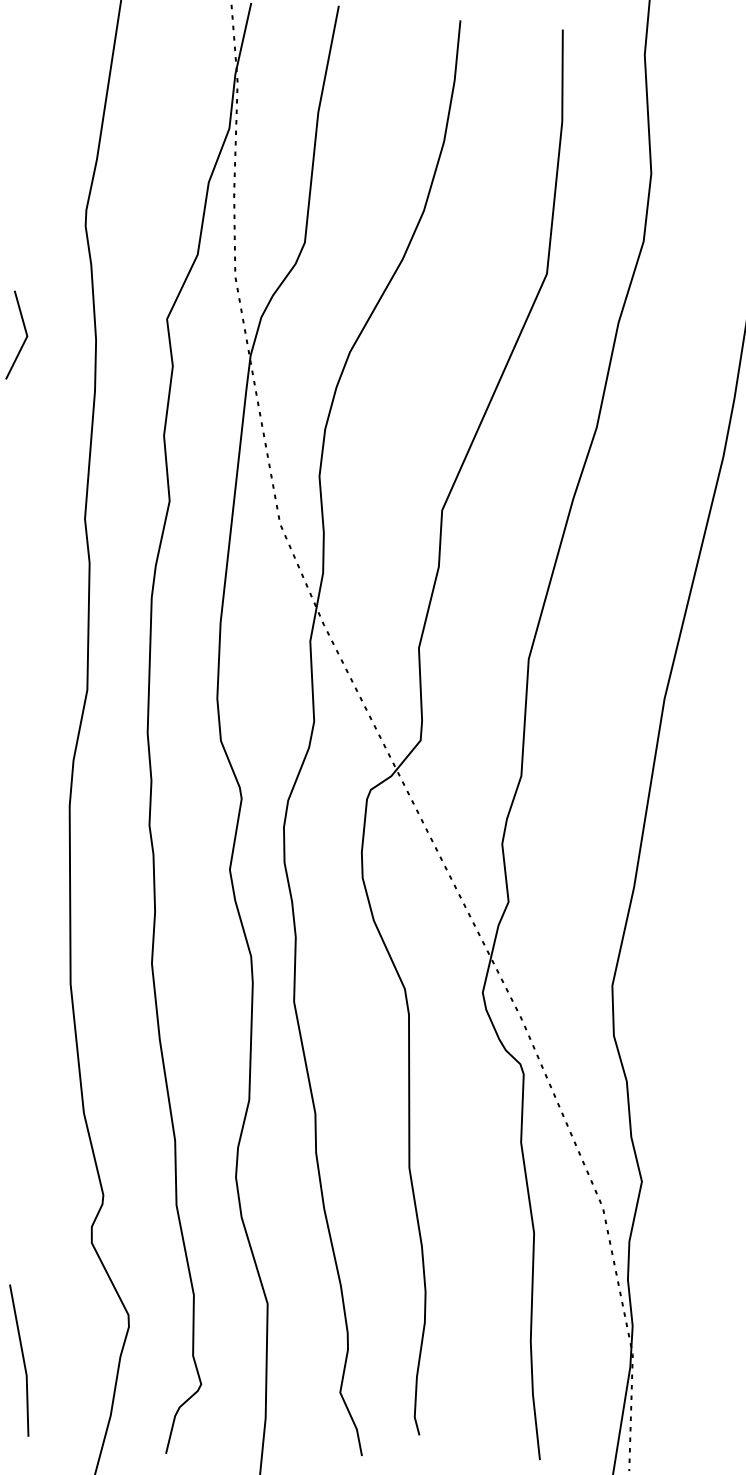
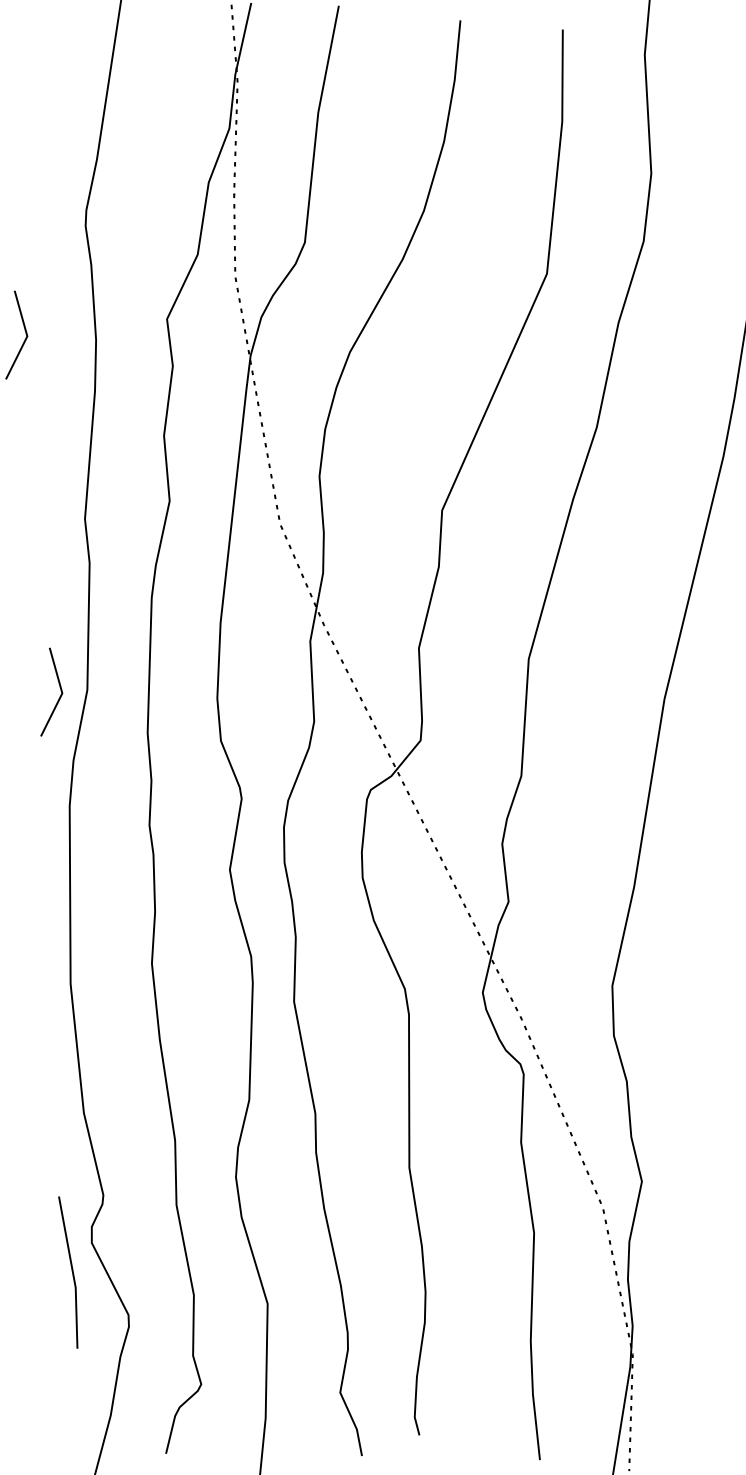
line: none -> present (59, 687)
line position: (22, 1359) -> (71, 1271) (71, 1271)
